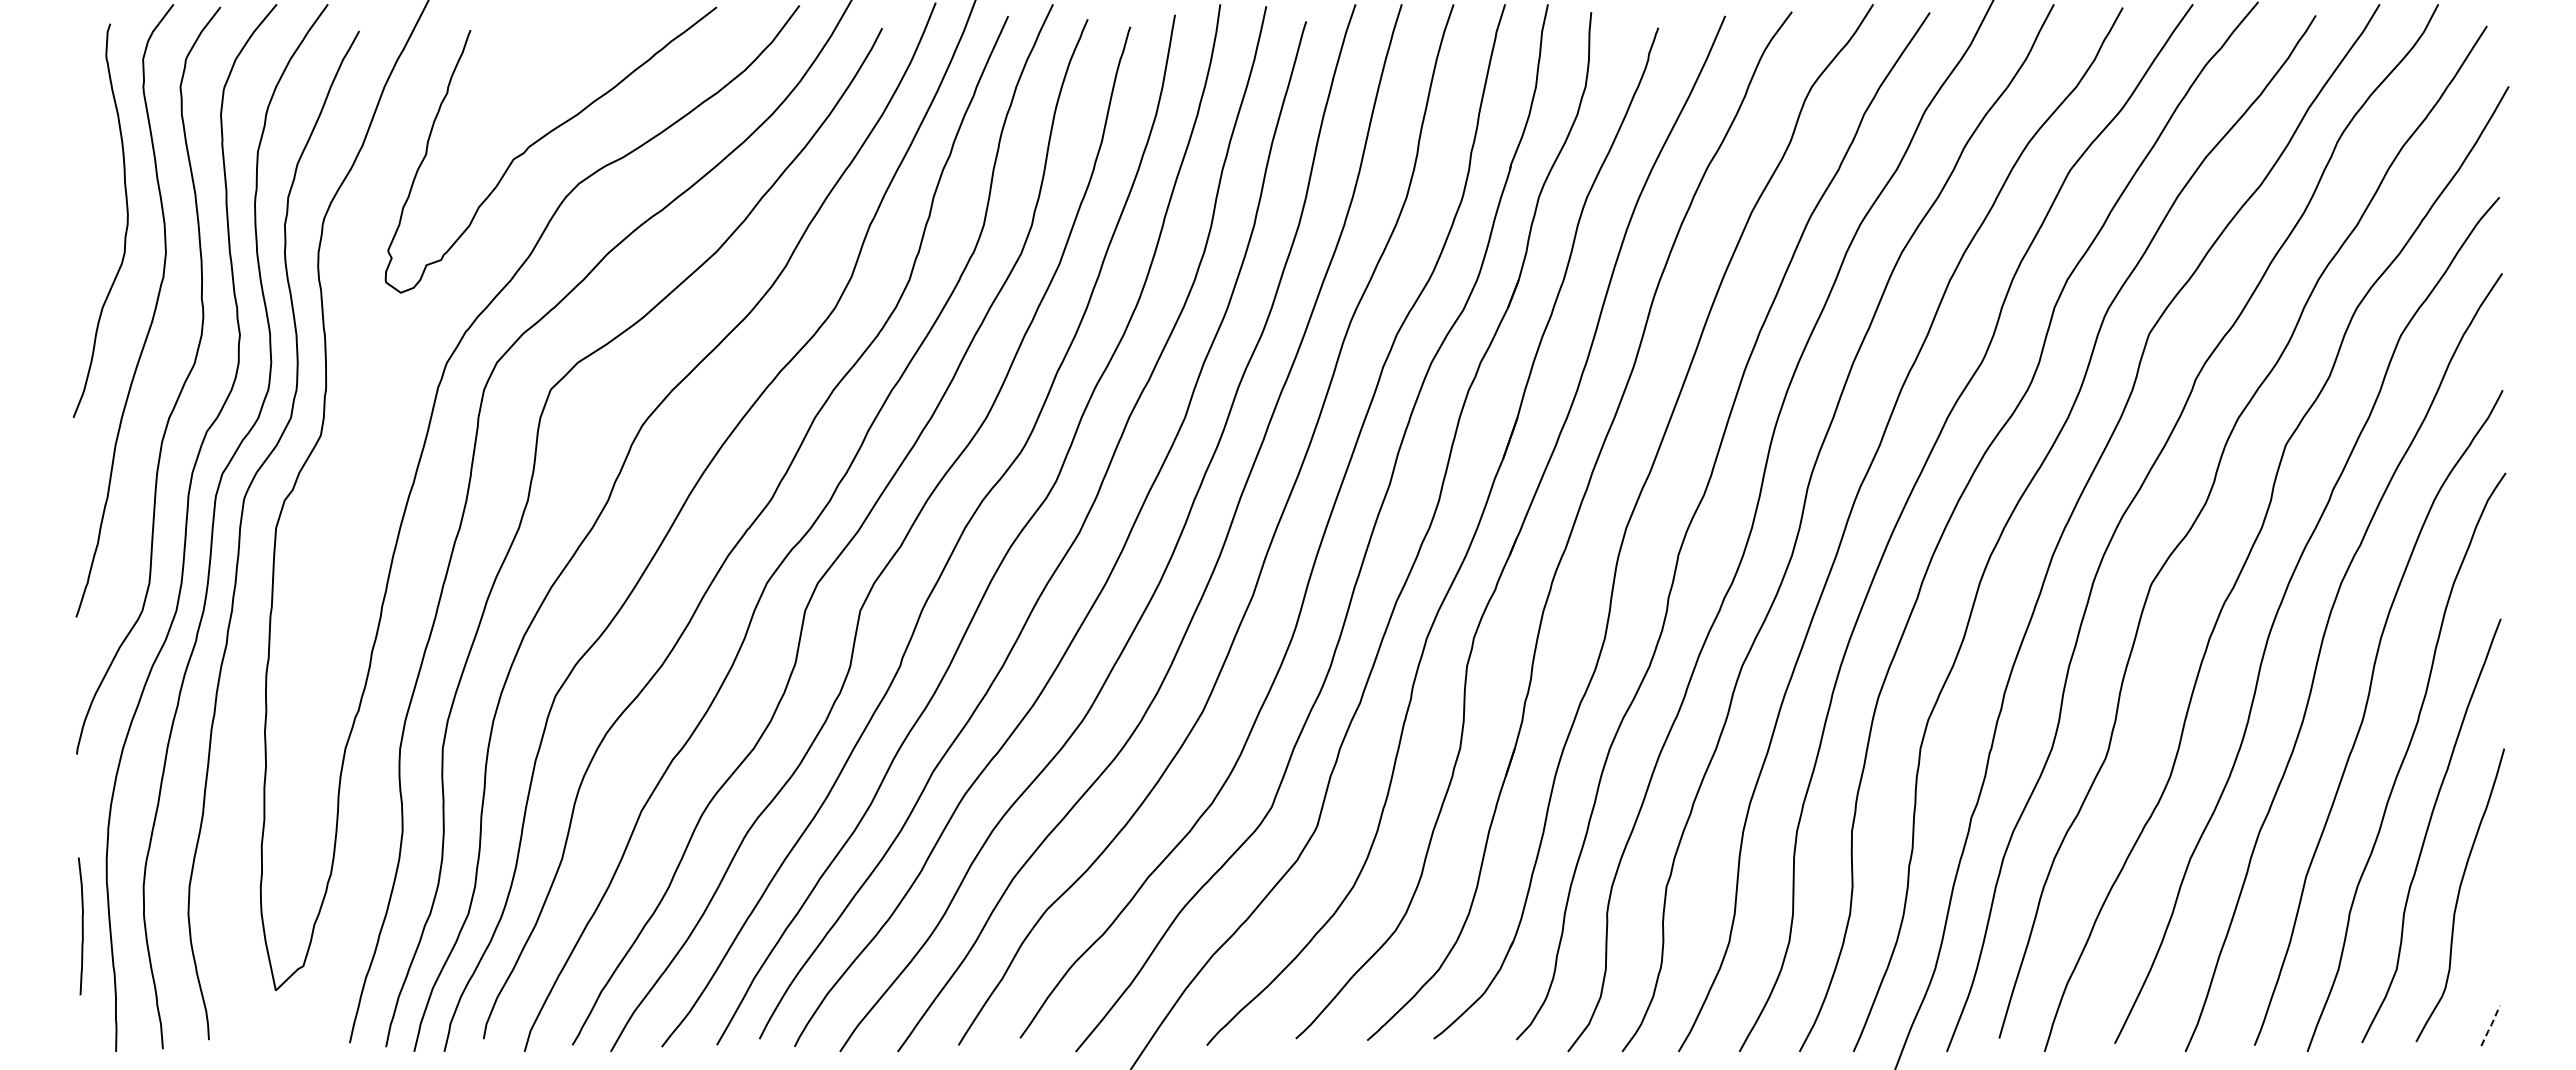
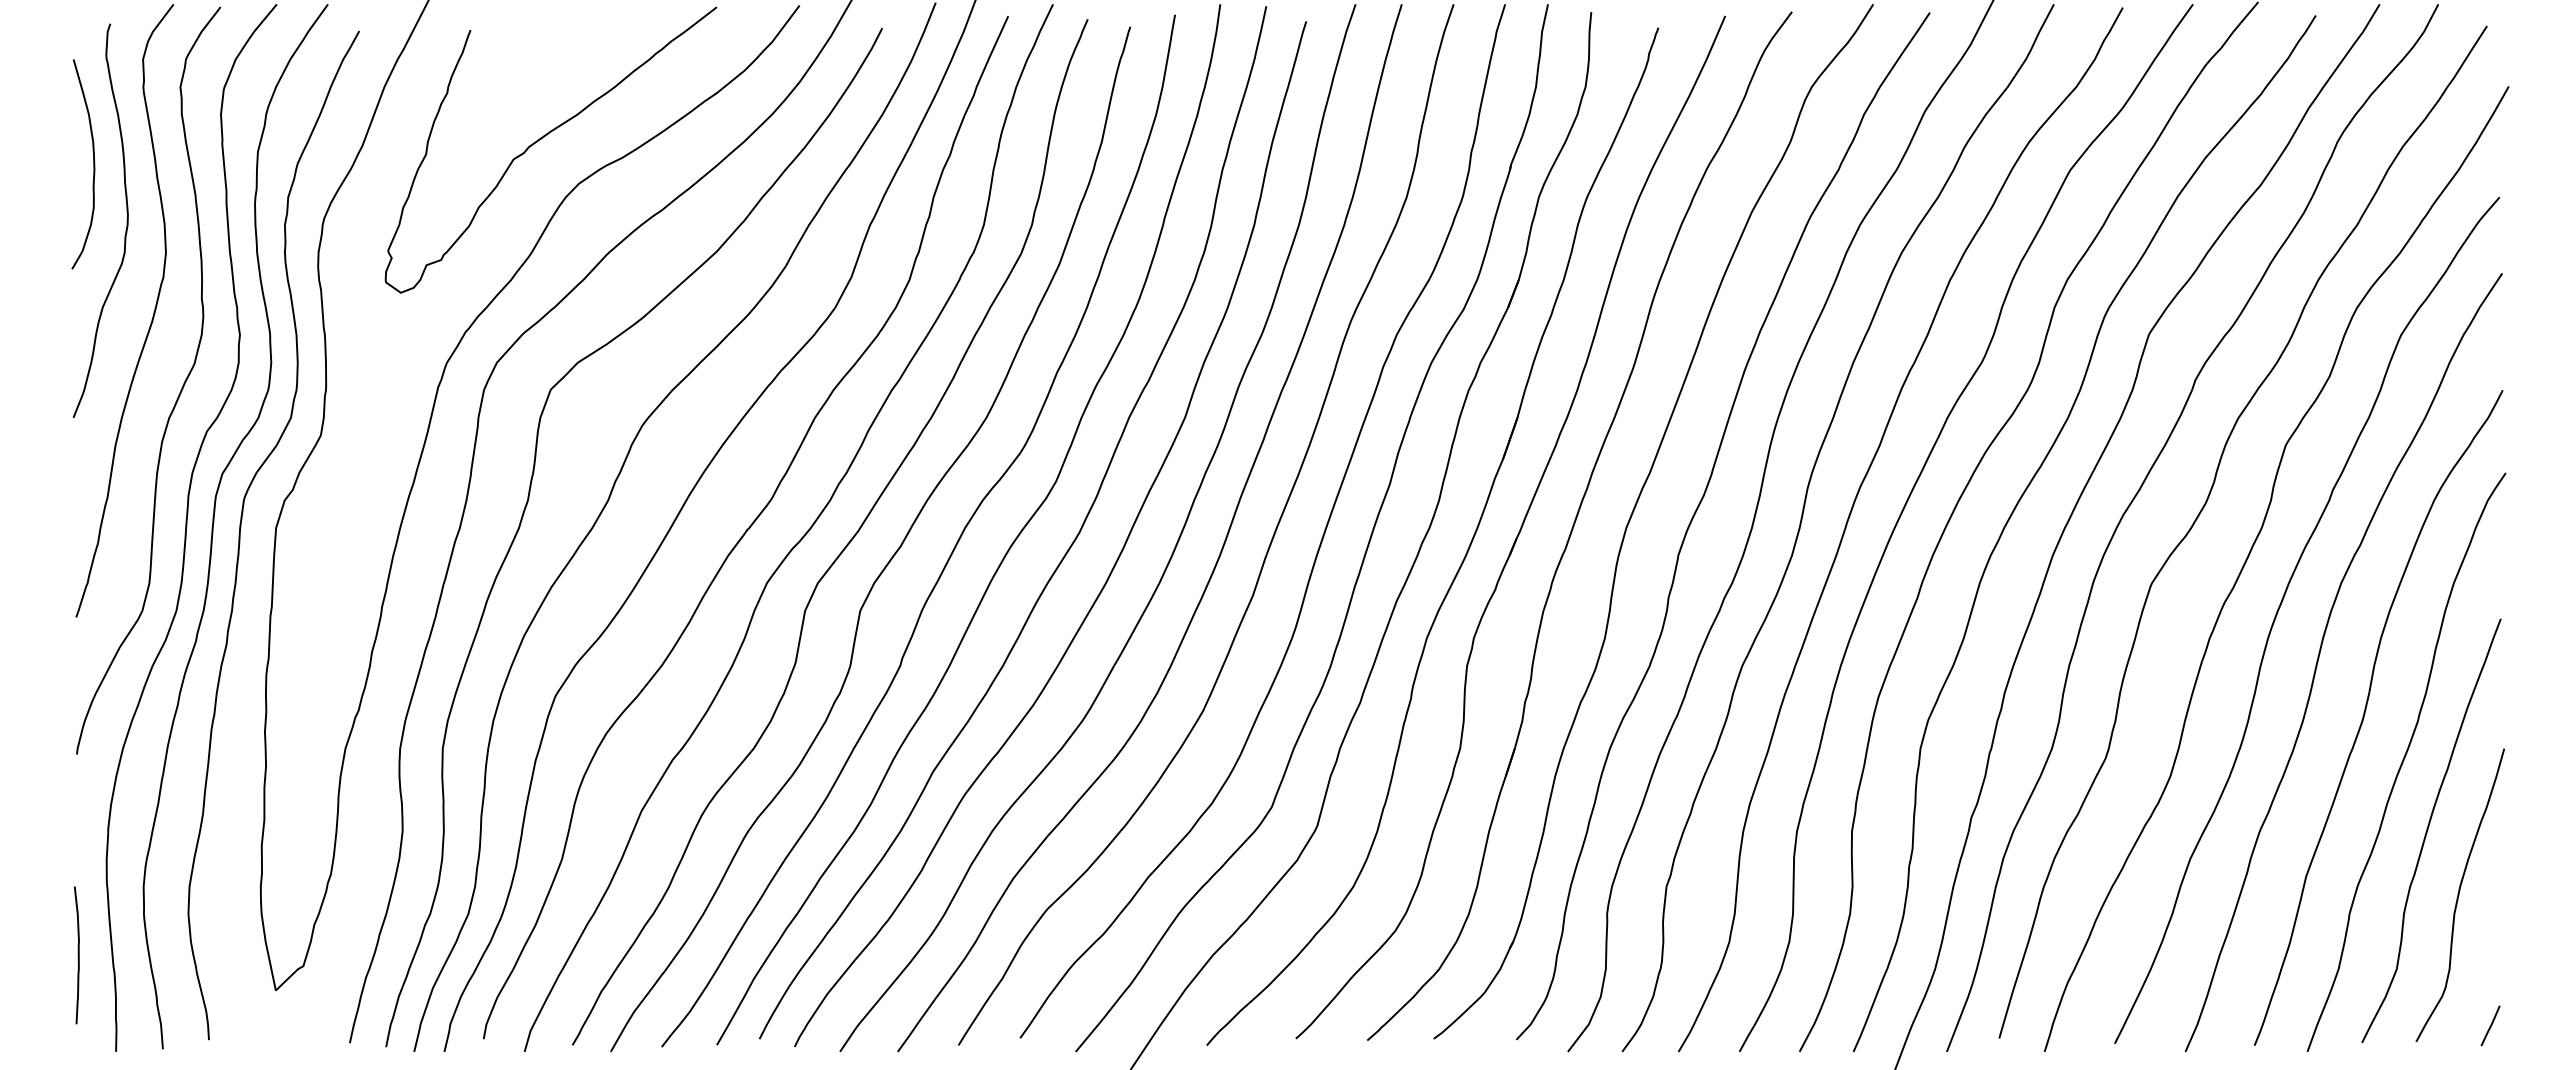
curve: none -> present (93, 164)
curve position: (81, 926) -> (77, 955) (77, 955)
line: dashed -> solid (2490, 1026)
